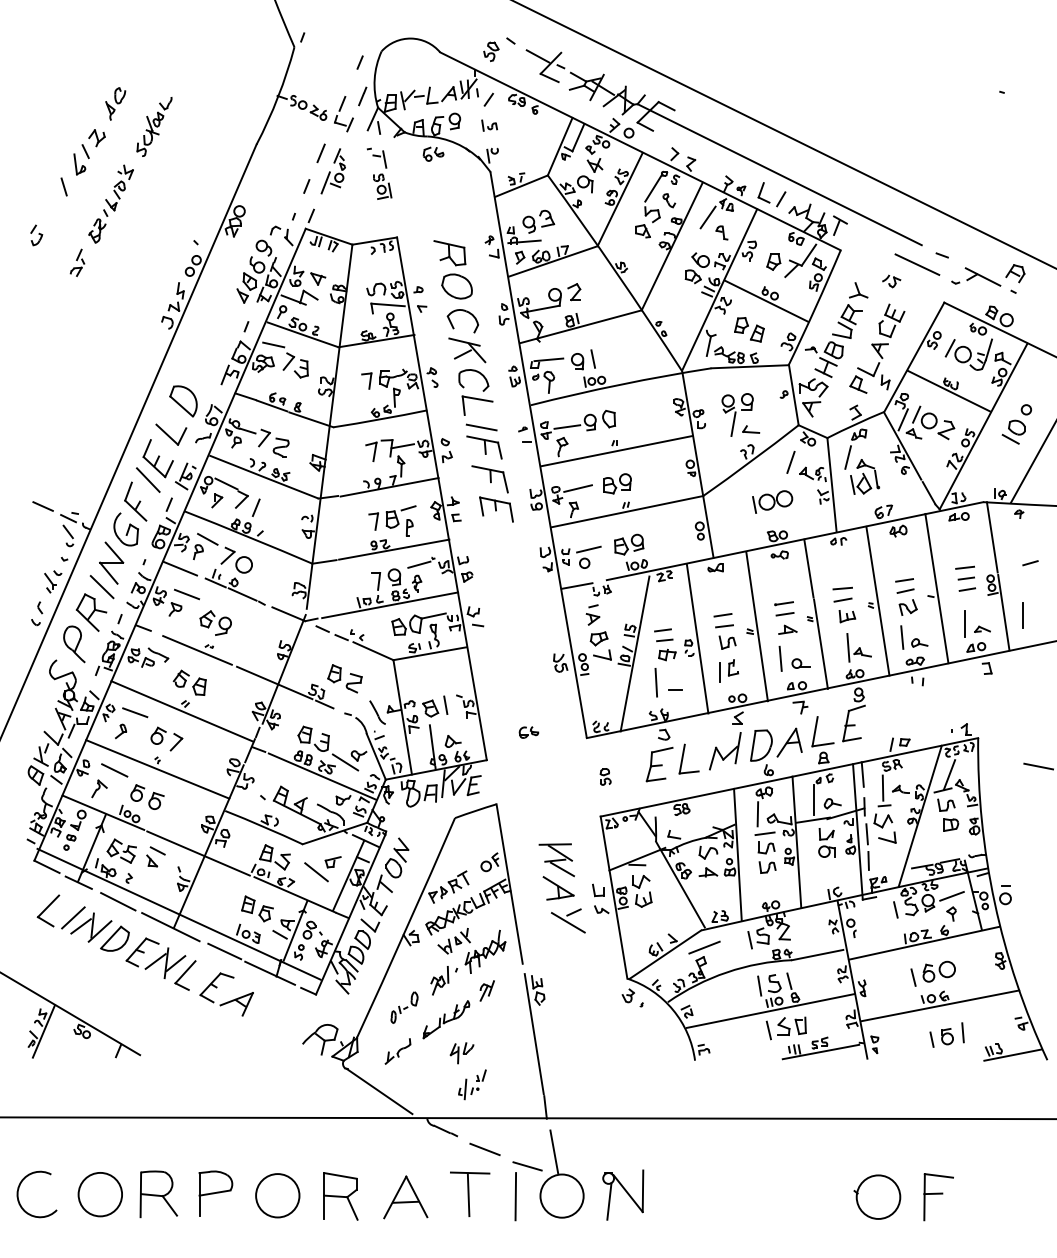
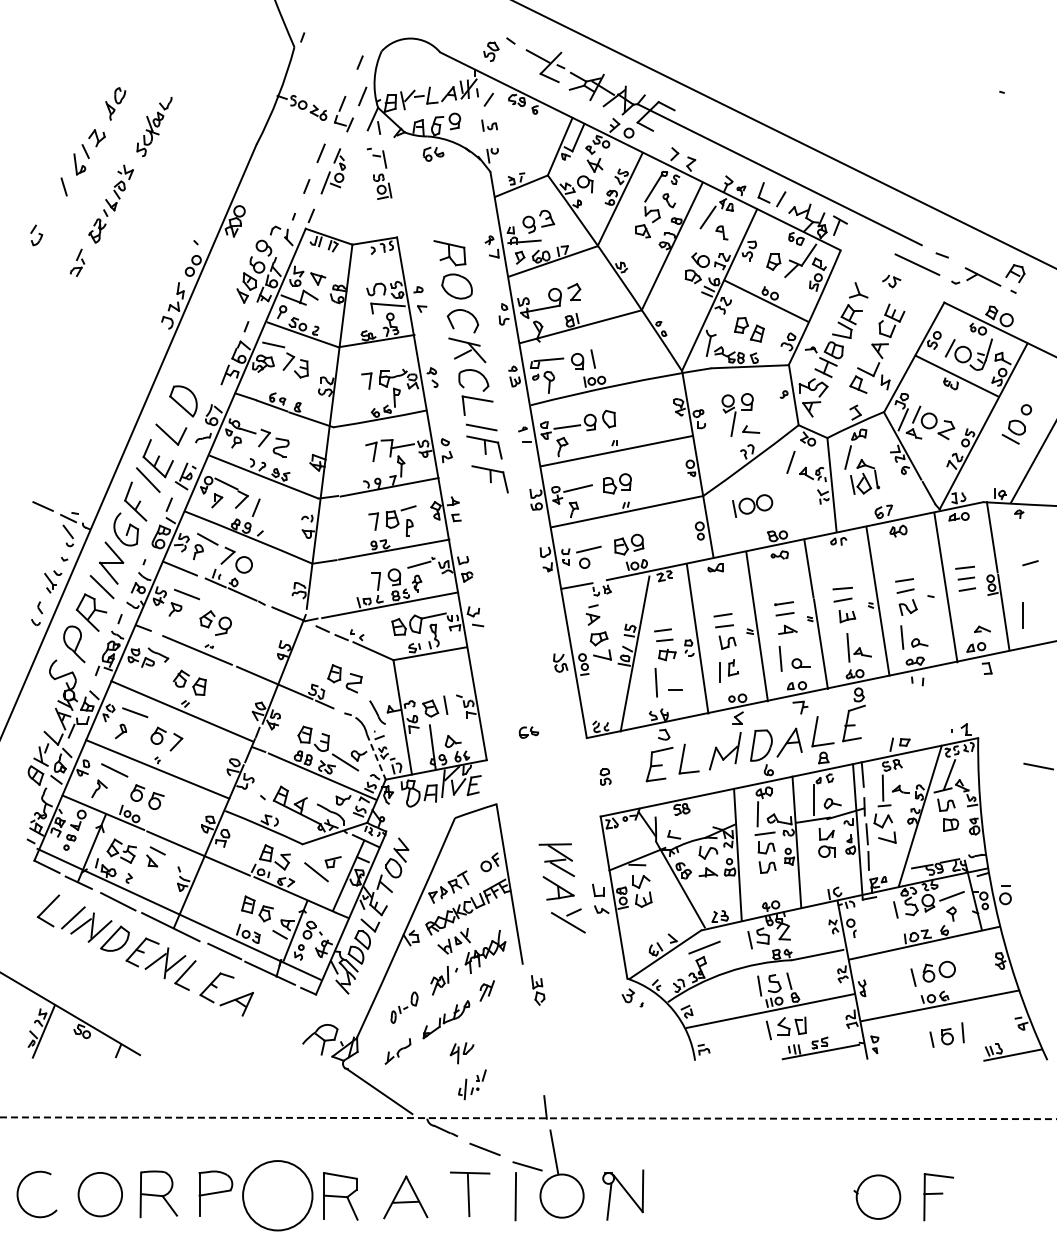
line position: (948, 390) -> (956, 375) (956, 375)
part position: (772, 501) -> (752, 505) (752, 505)
part: present -> none (496, 509)
line position: (936, 588) -> (945, 587) (945, 587)
line: present -> none (964, 623)
line: solid -> dashed (376, 756)
line: present -> none (533, 1034)
line: solid -> dashed (528, 1118)
circle diameter: 43 px -> 69 px (277, 1195)
